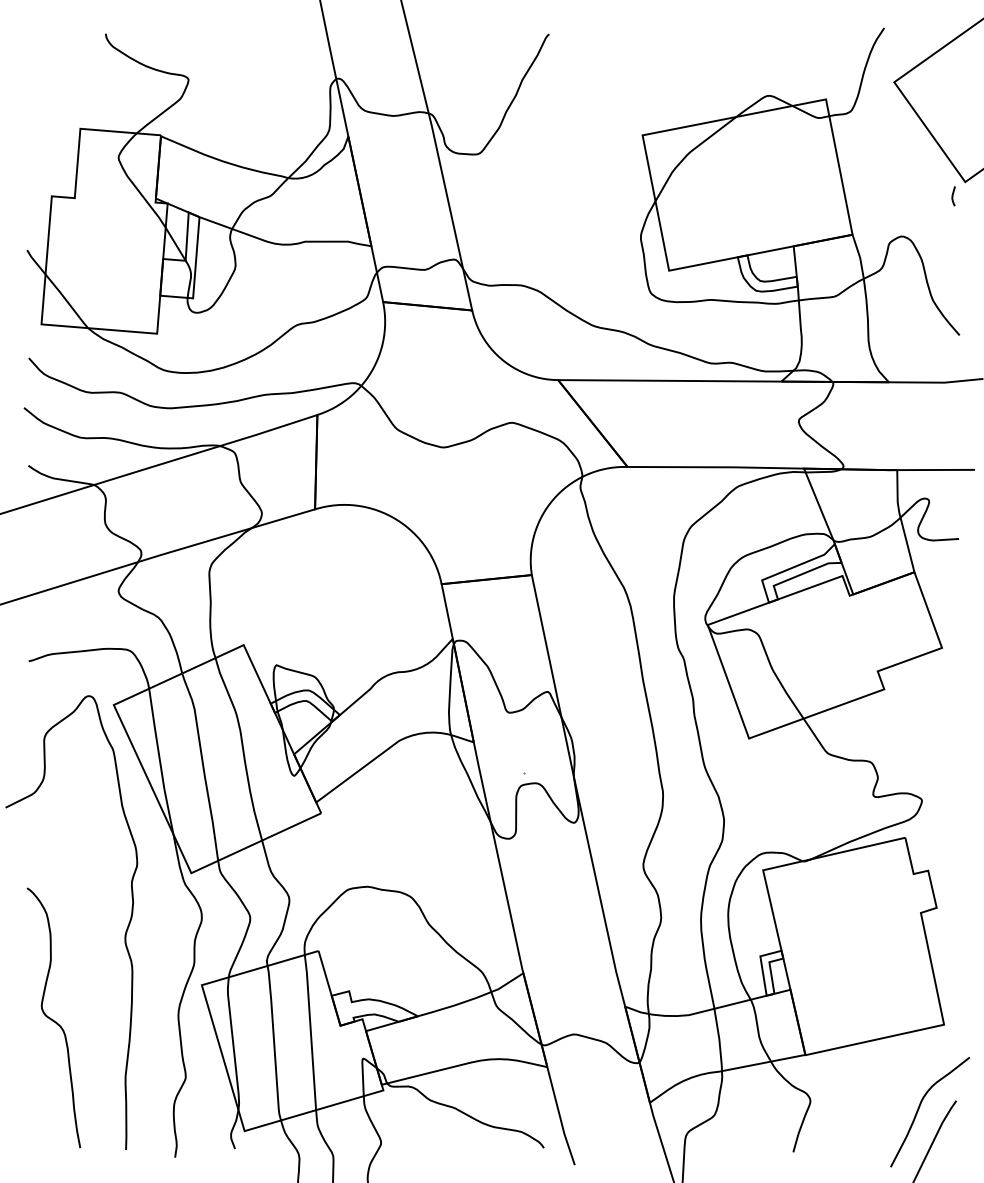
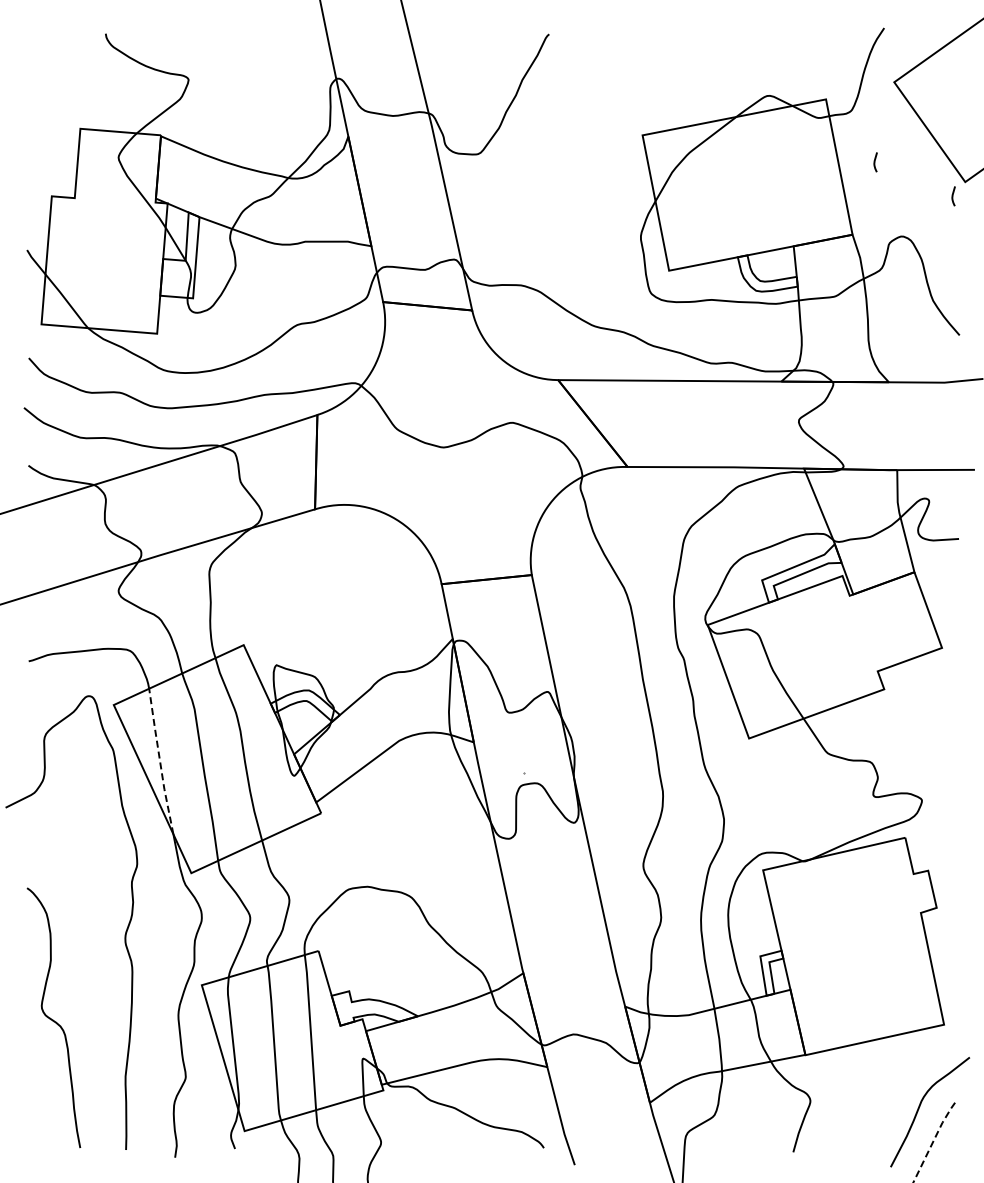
curve: none -> present (875, 162)
line: solid -> dashed (160, 761)
line: solid -> dashed (934, 1139)
